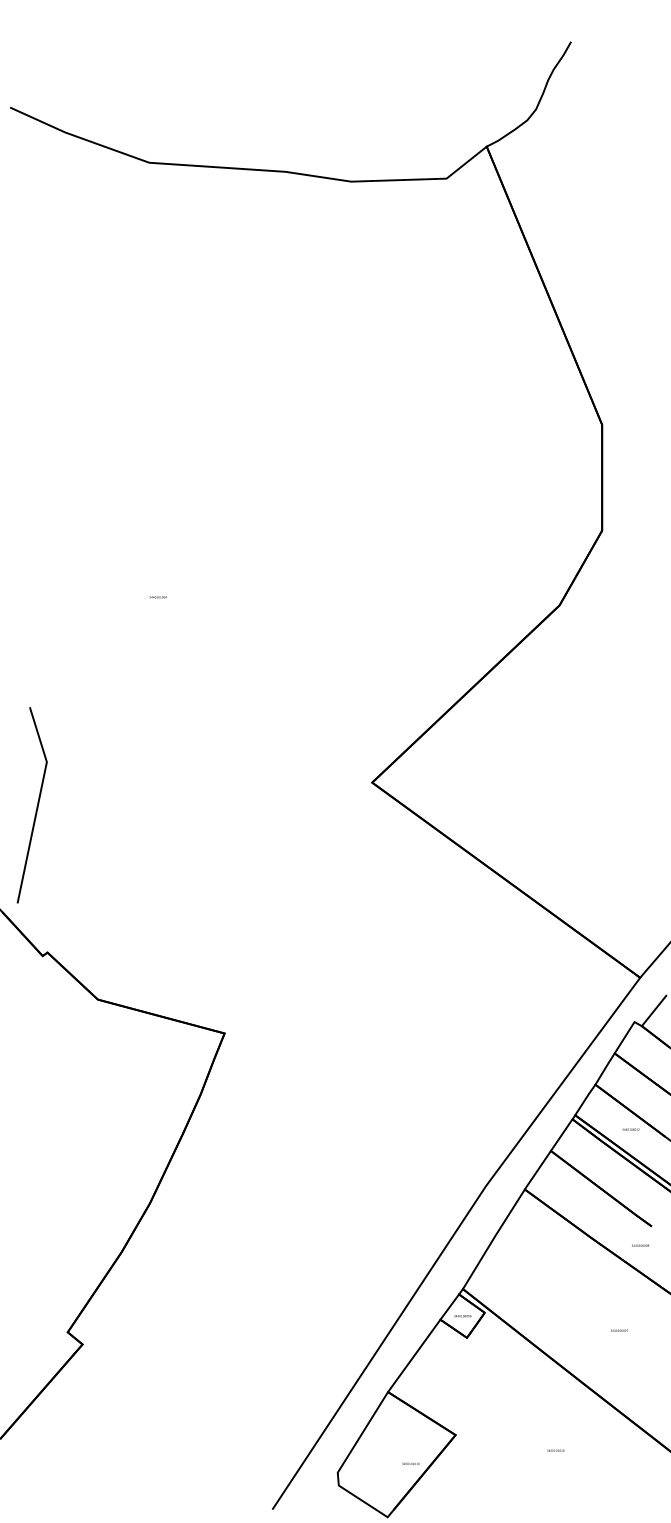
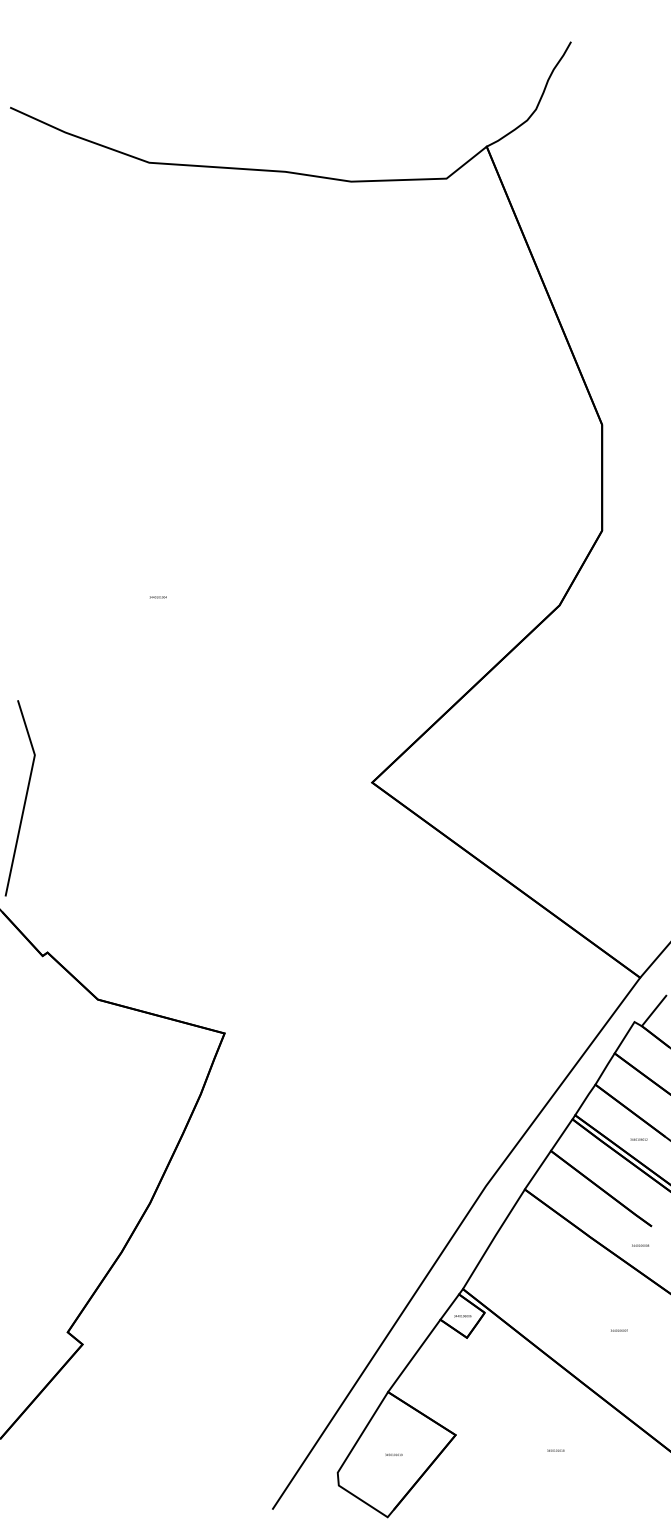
line position: (36, 806) -> (24, 799) (24, 799)
text position: (630, 1129) -> (638, 1139) (638, 1139)
text position: (410, 1463) -> (393, 1454) (393, 1454)
